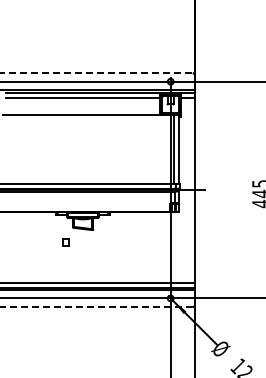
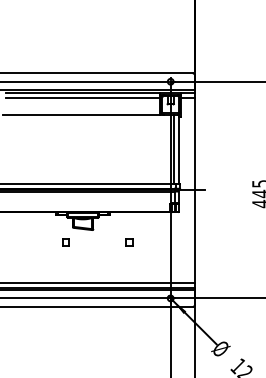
line: dashed -> solid (96, 73)
part: none -> present (129, 242)
line: dashed -> solid (96, 306)
